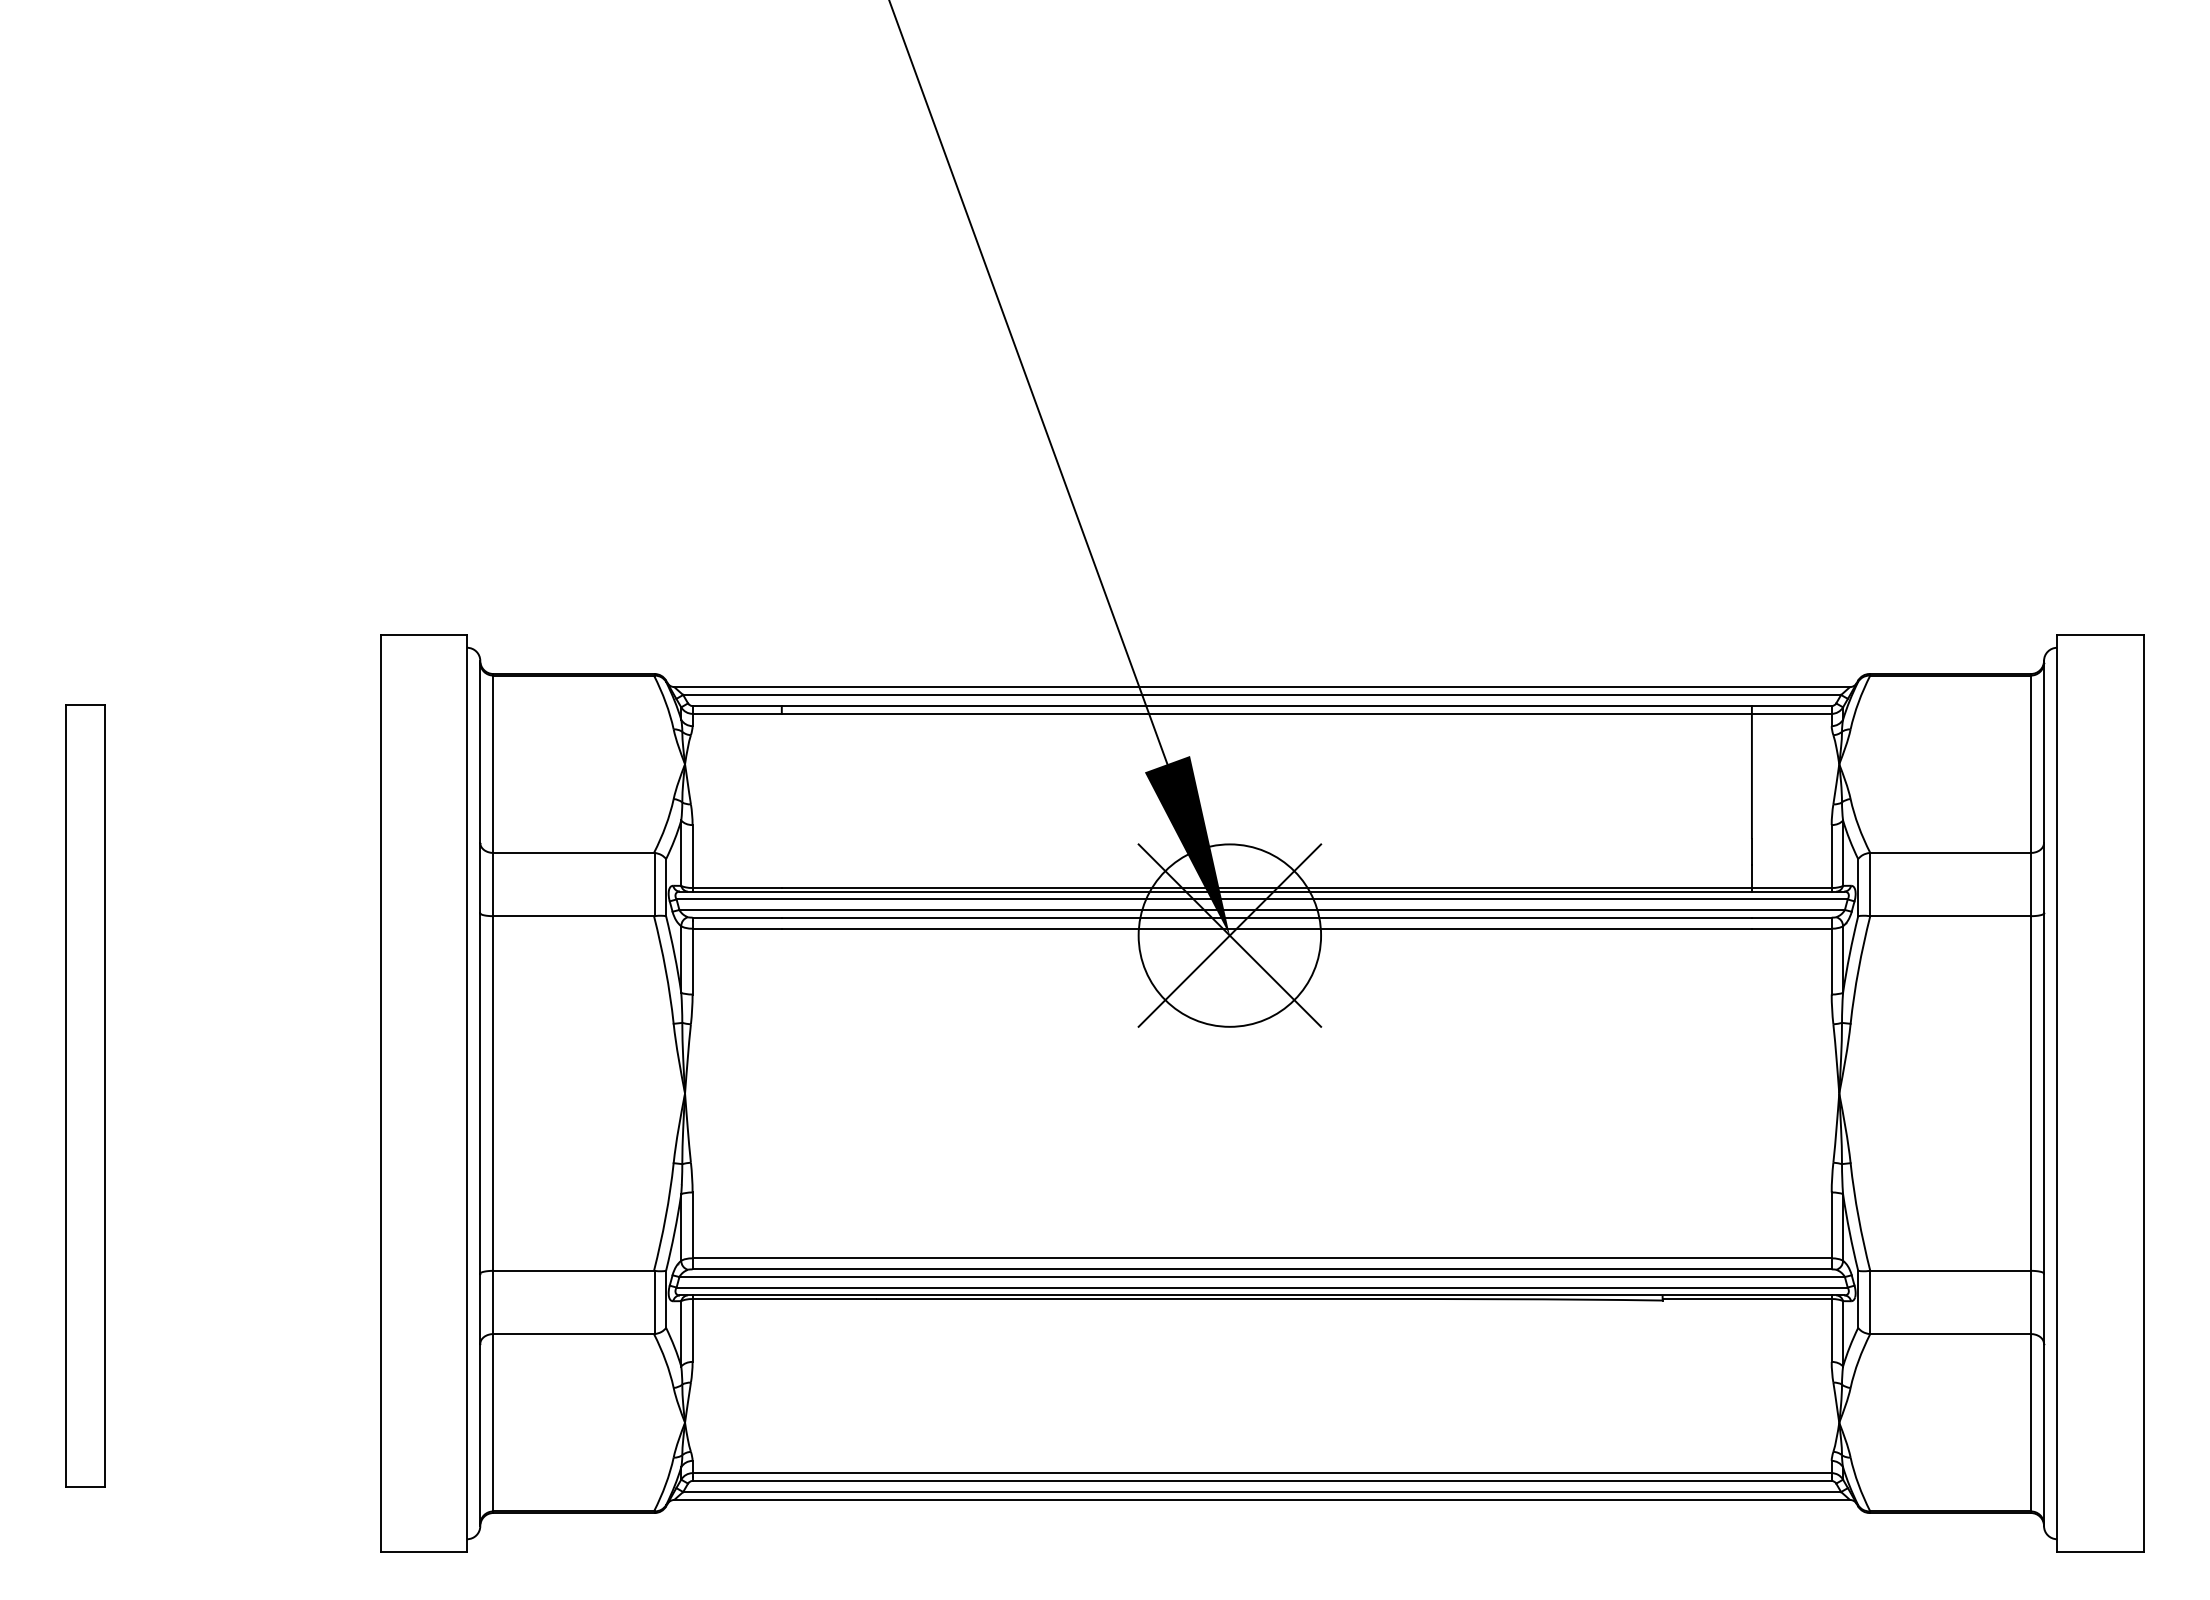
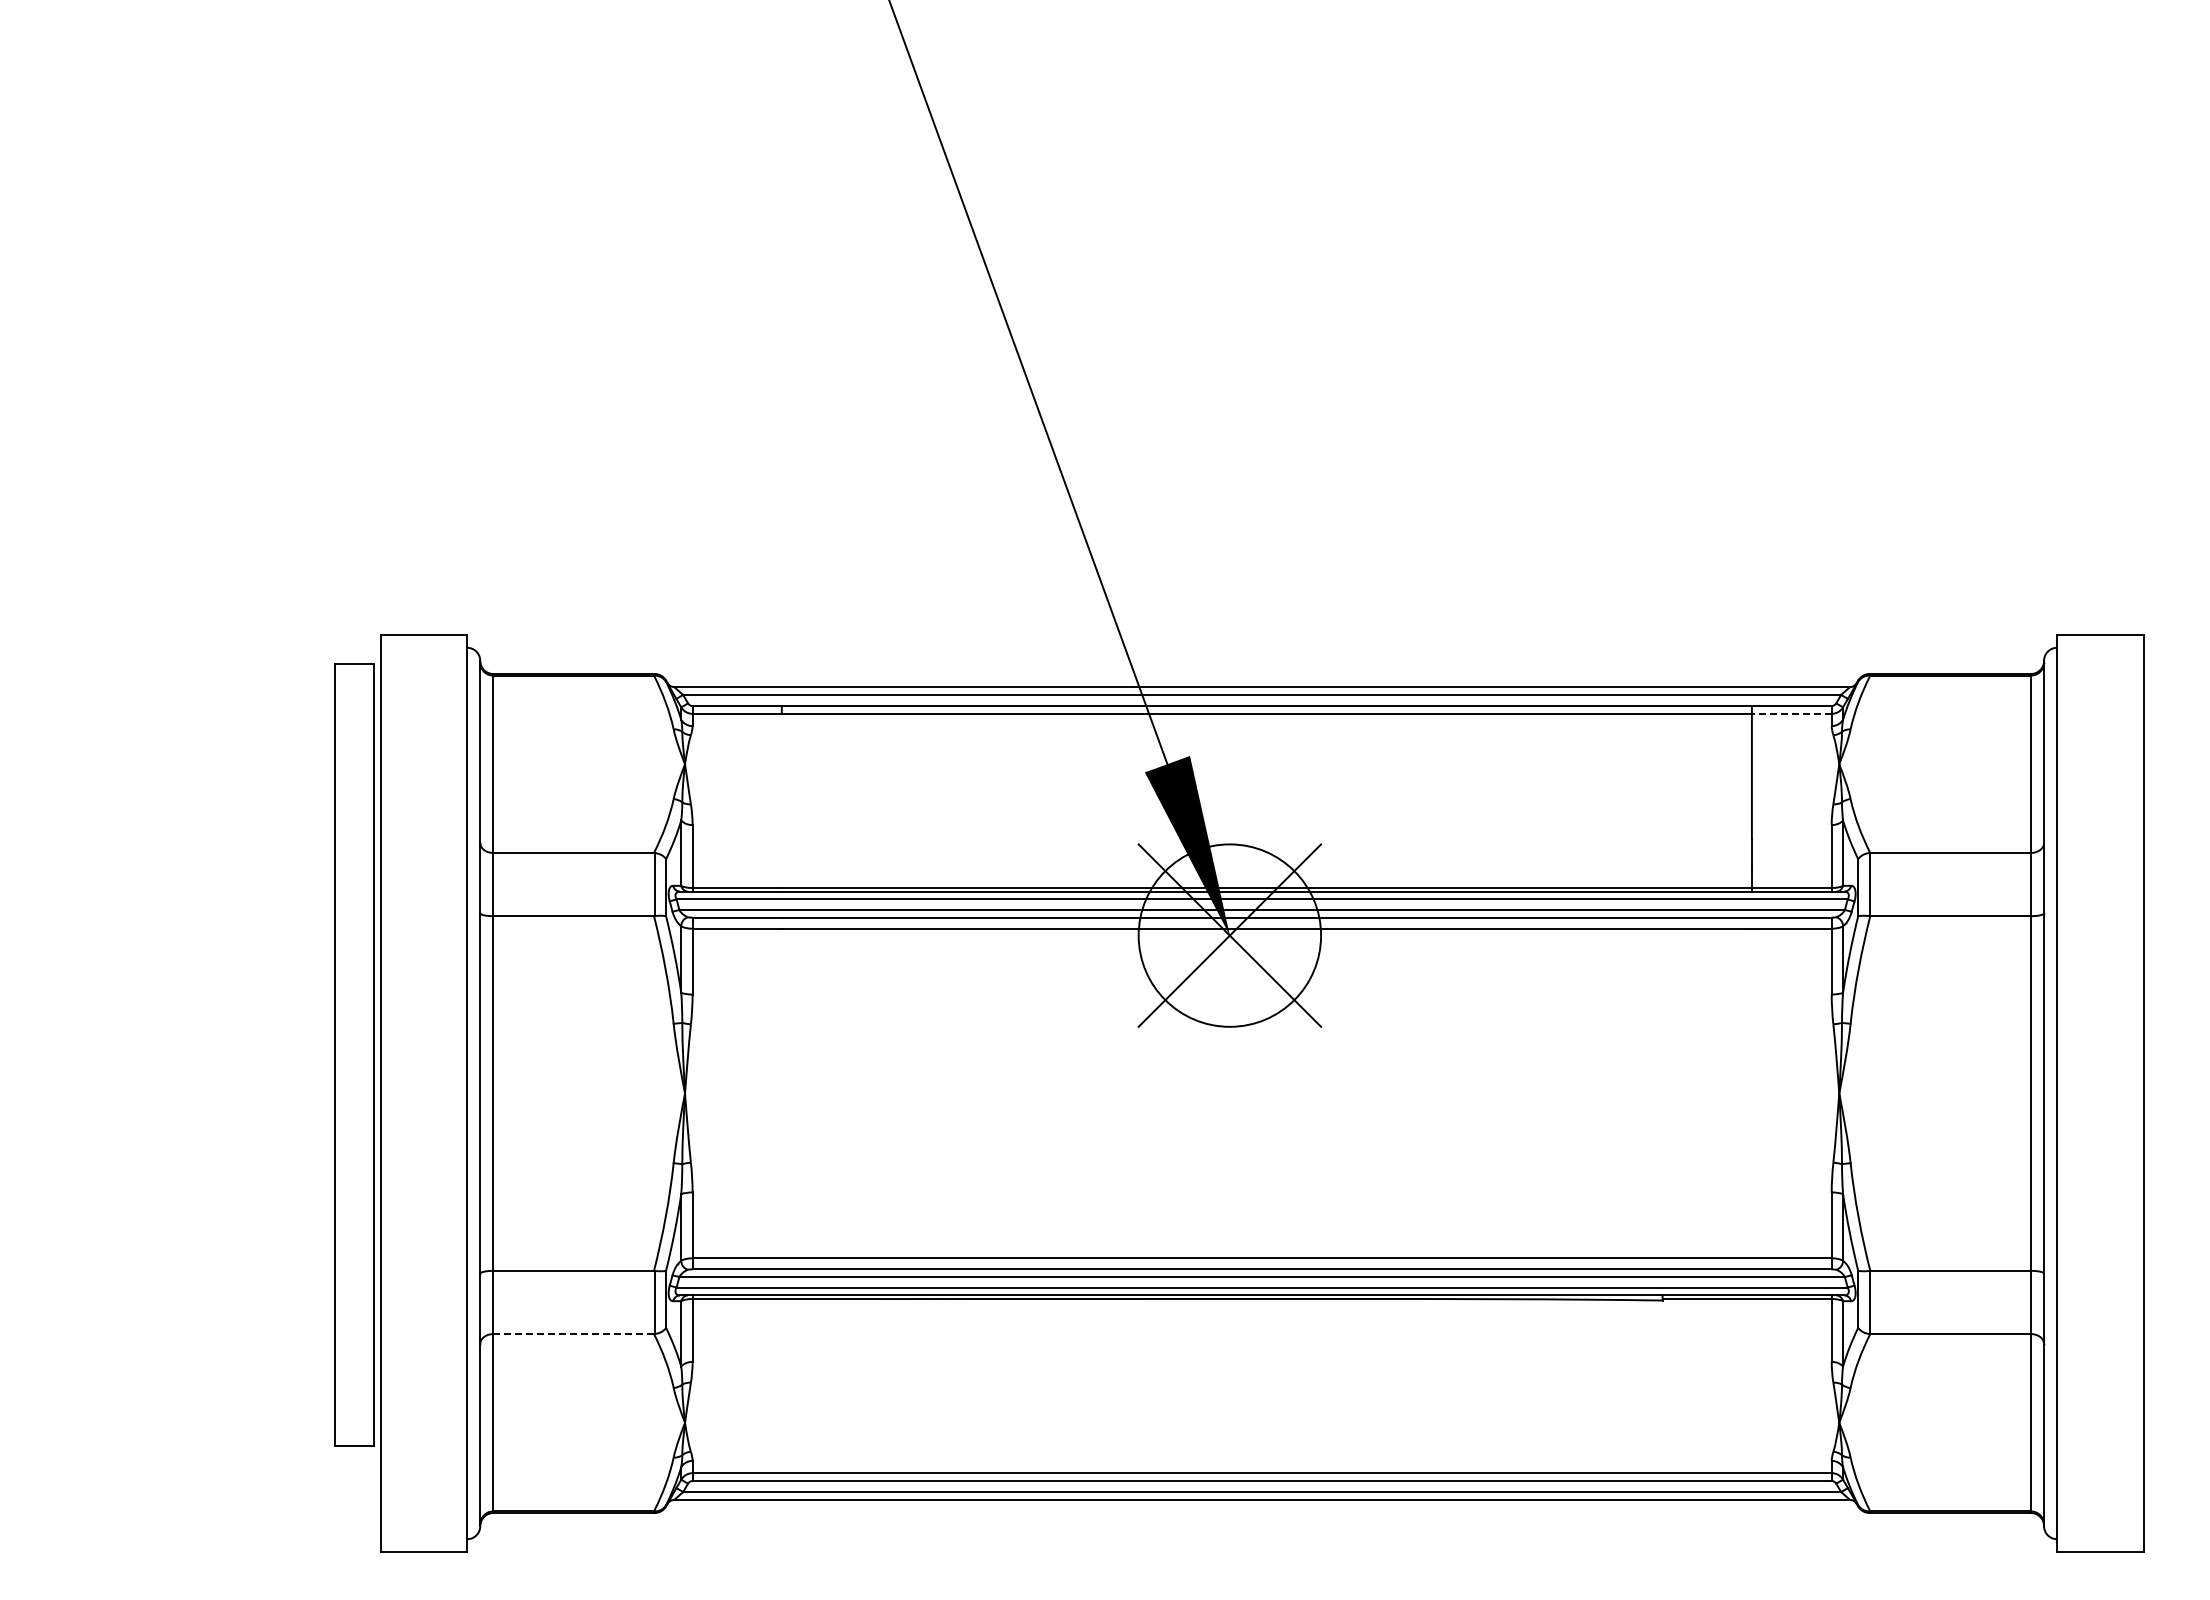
line: solid -> dashed (1791, 713)
part position: (85, 1095) -> (354, 1054) (354, 1054)
line: solid -> dashed (574, 1334)
